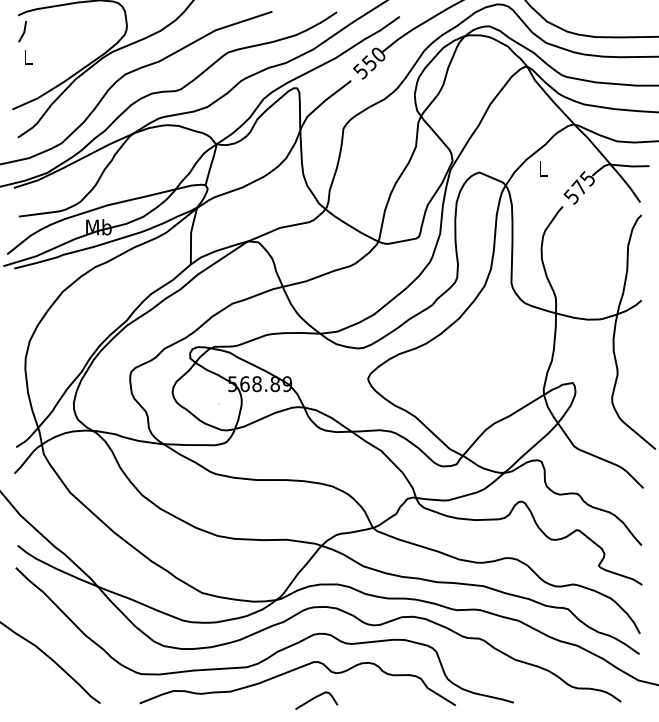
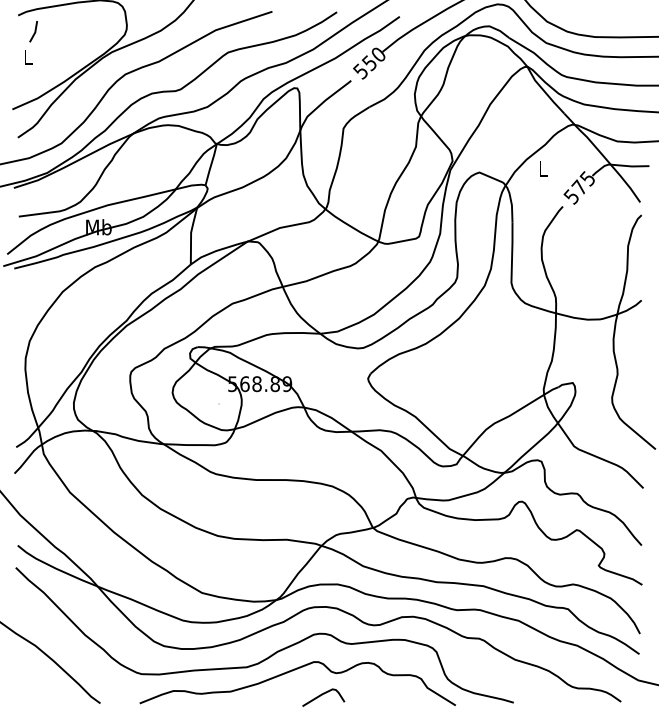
line position: (23, 31) -> (34, 31) (34, 31)
curve position: (315, 698) -> (322, 695) (322, 695)
